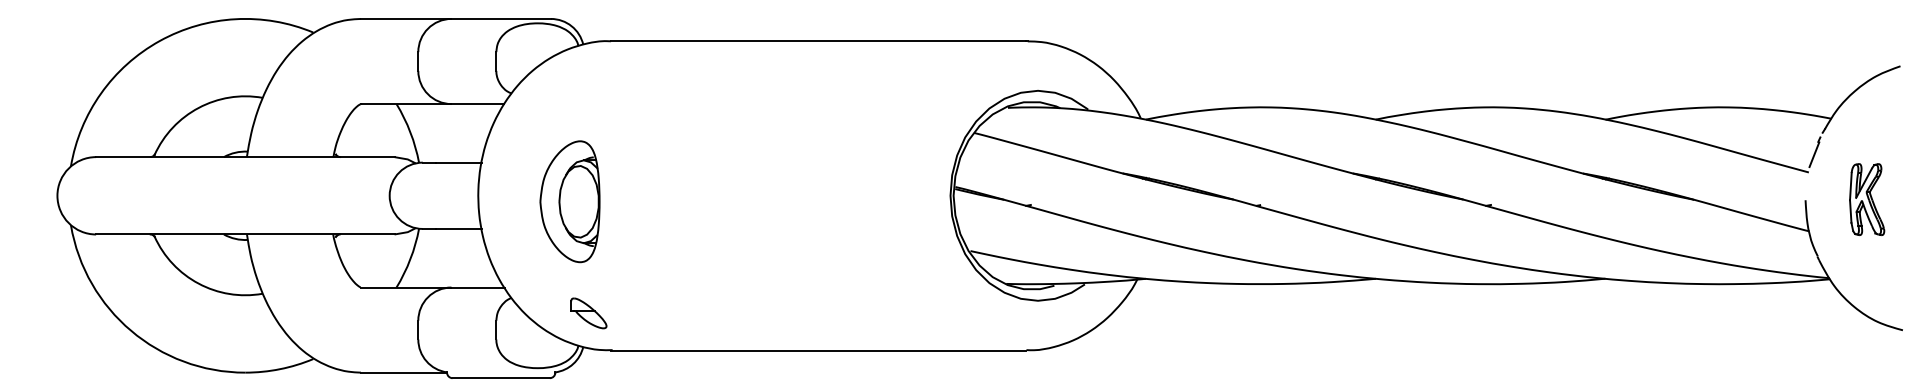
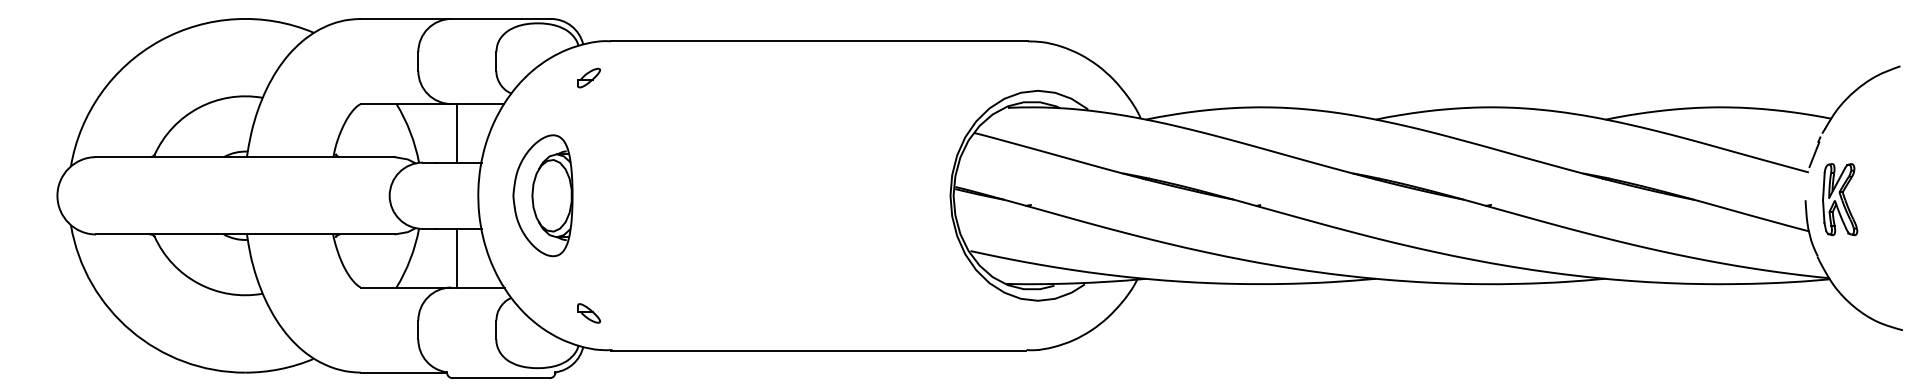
part: none -> present (588, 77)
line: none -> present (457, 133)
part position: (1867, 199) -> (1840, 199) (1840, 199)
part position: (569, 201) -> (542, 195) (542, 195)
line: none -> present (457, 257)
part size: 38x33 px -> 25x21 px (589, 313)
